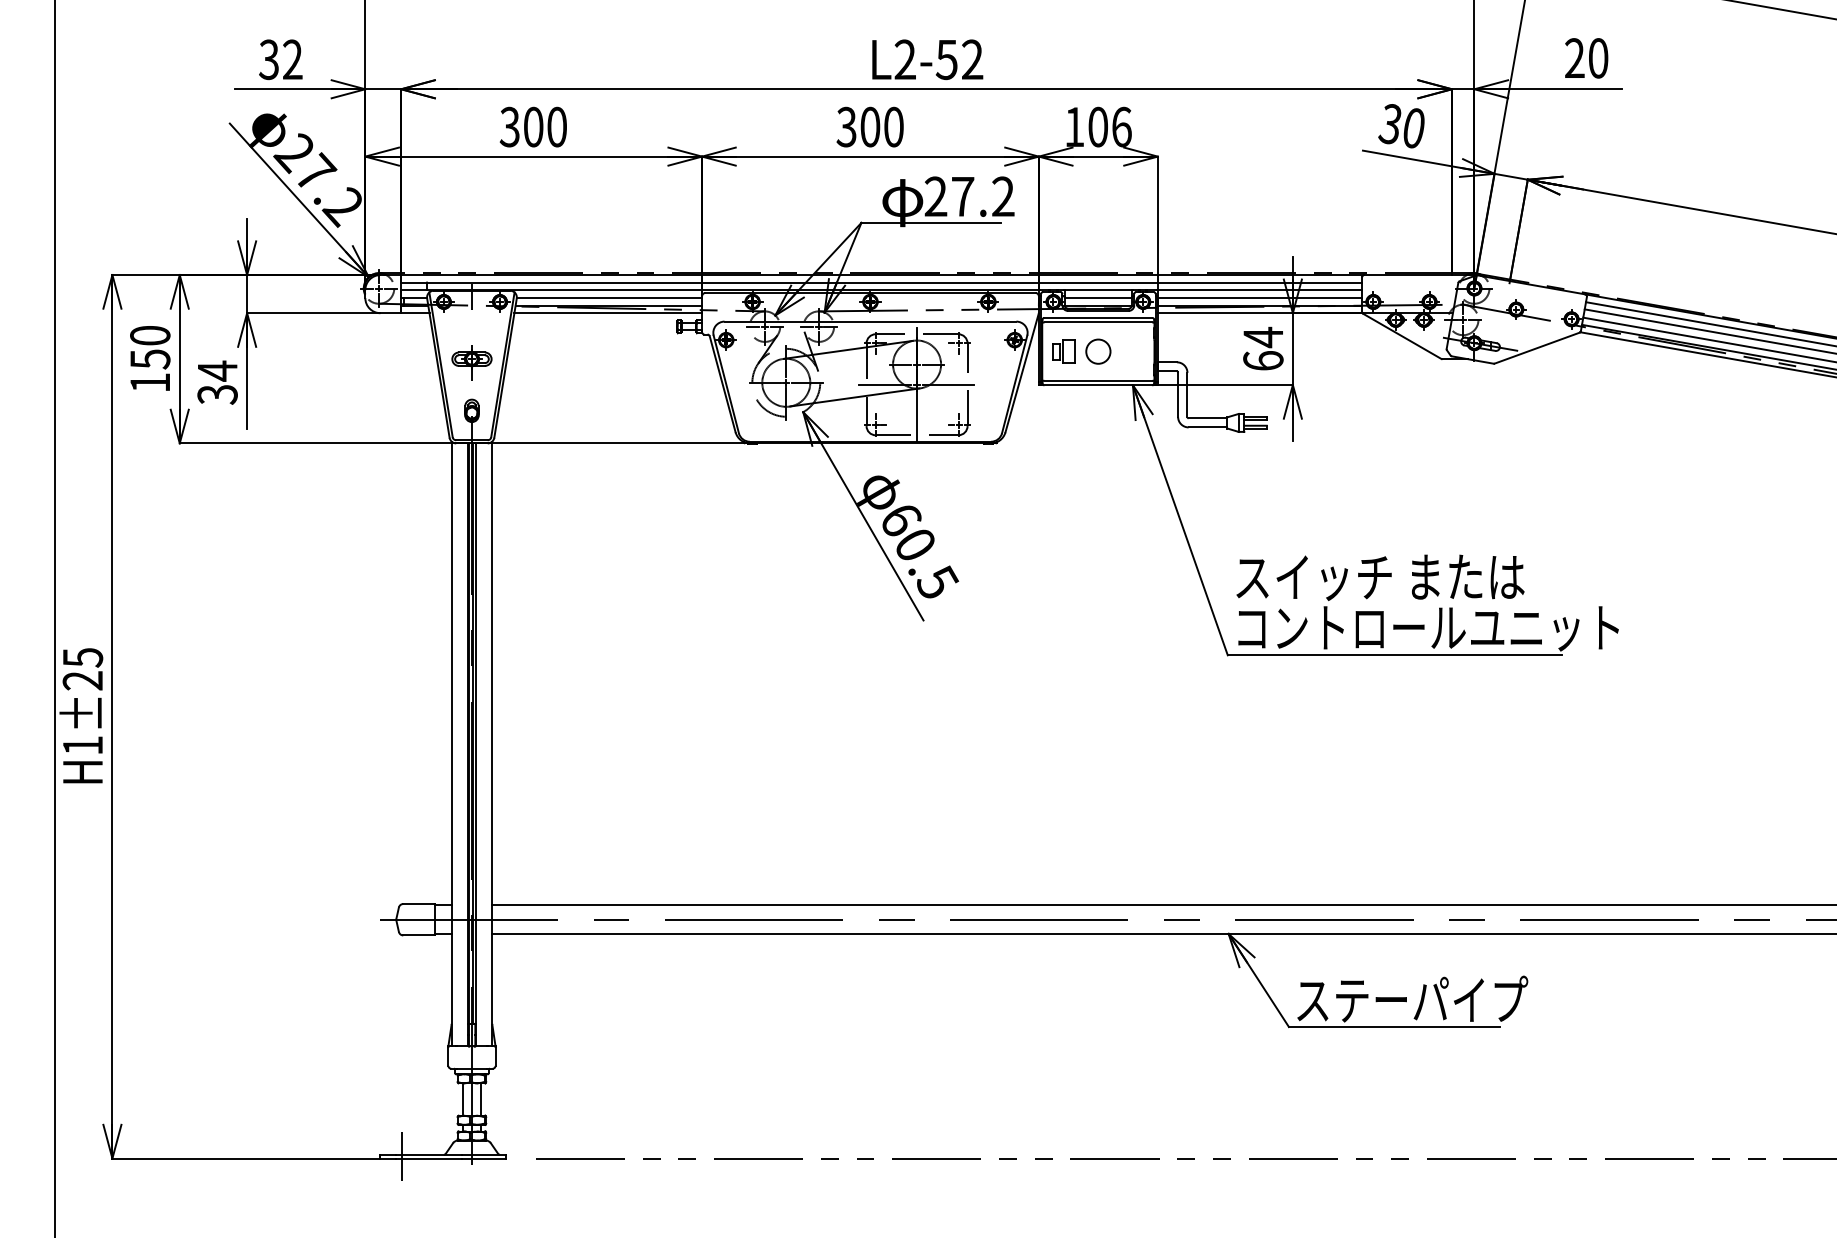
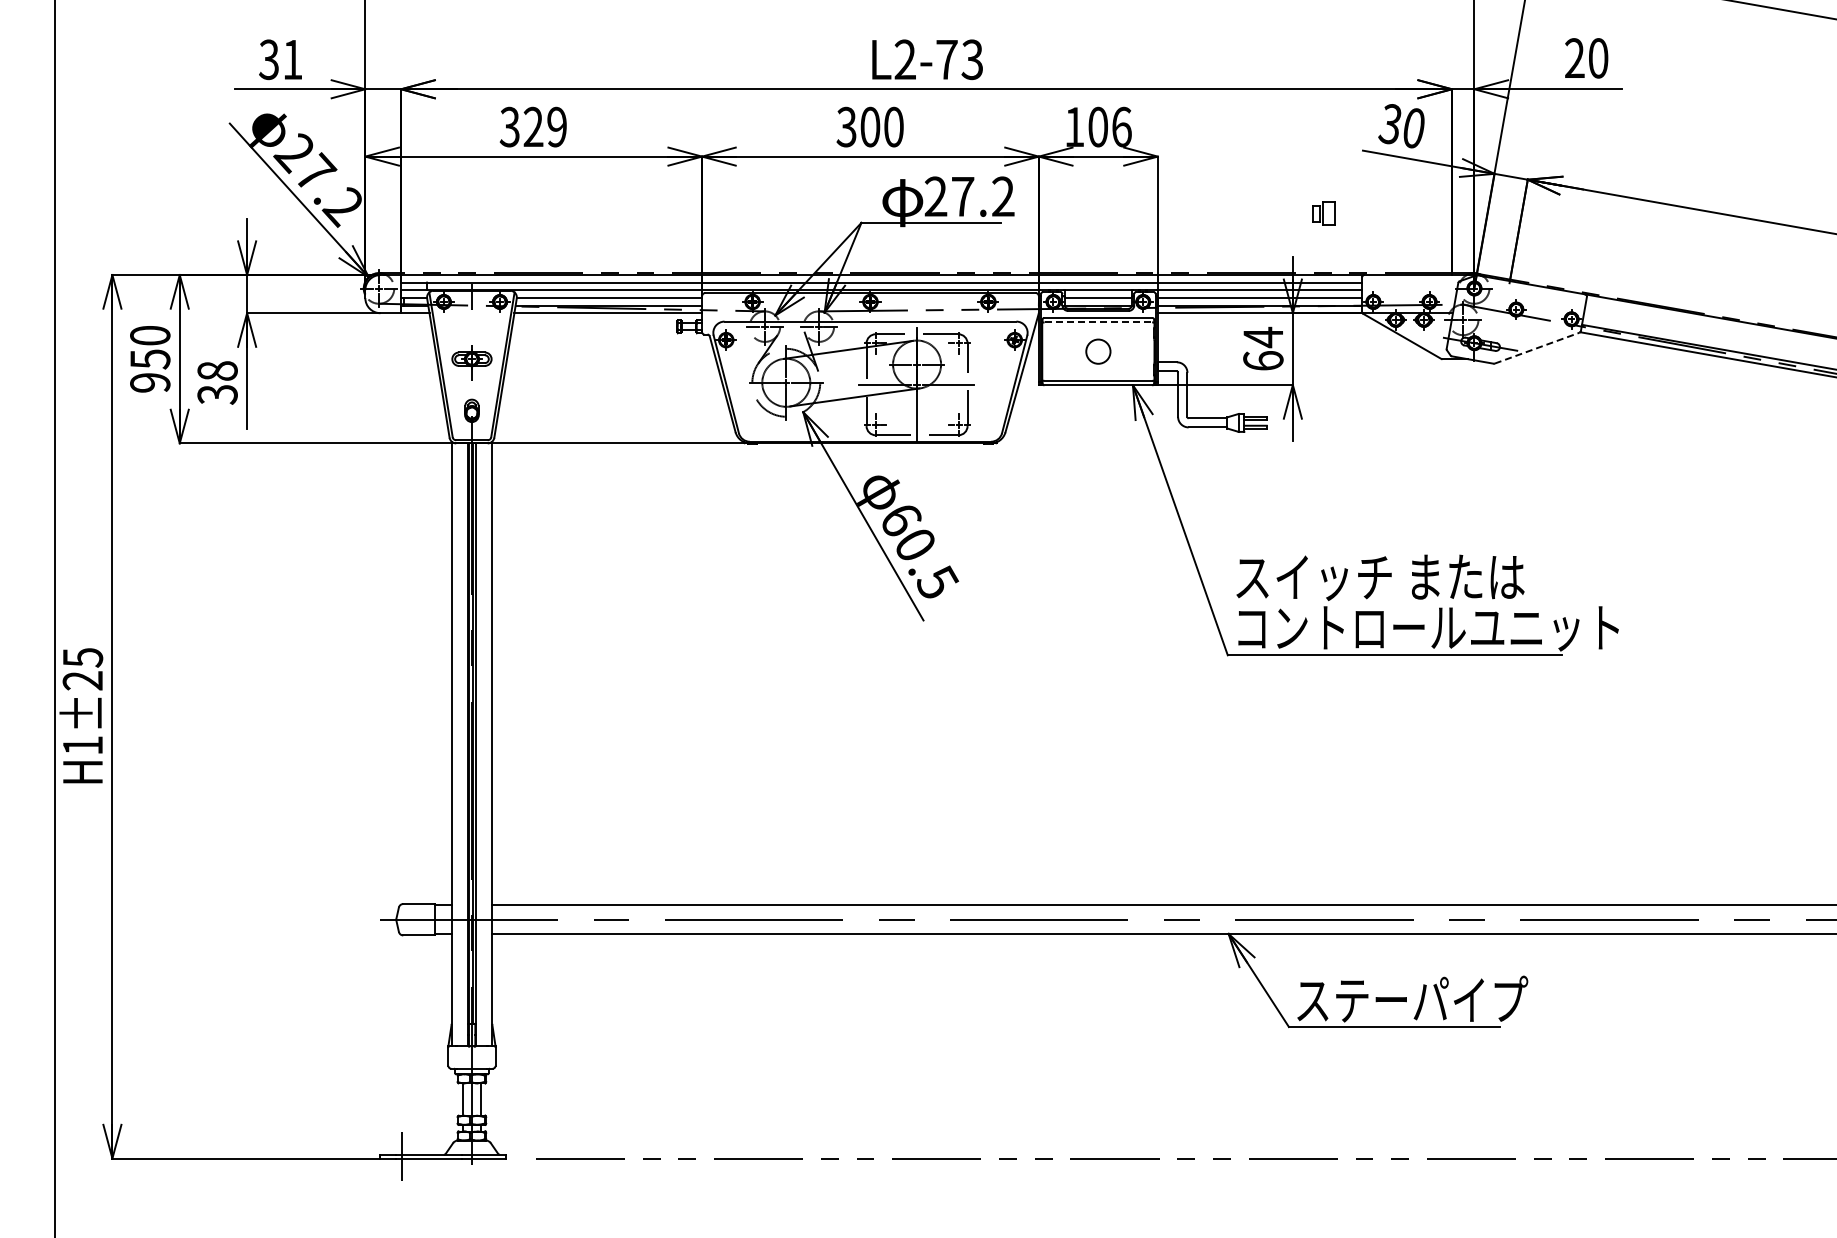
text: 32 -> 31 (292, 59)
text: L2-52 -> L2-73 (959, 59)
text: 300 -> 329 (544, 126)
line: solid -> dashed (1098, 322)
line: present -> none (1709, 323)
line: present -> none (1708, 331)
line: present -> none (1708, 339)
line: solid -> dashed (1537, 348)
part position: (1063, 351) -> (1323, 213) (1323, 213)
text: 34 -> 38 (217, 370)
text: 150 -> 950 (150, 382)
